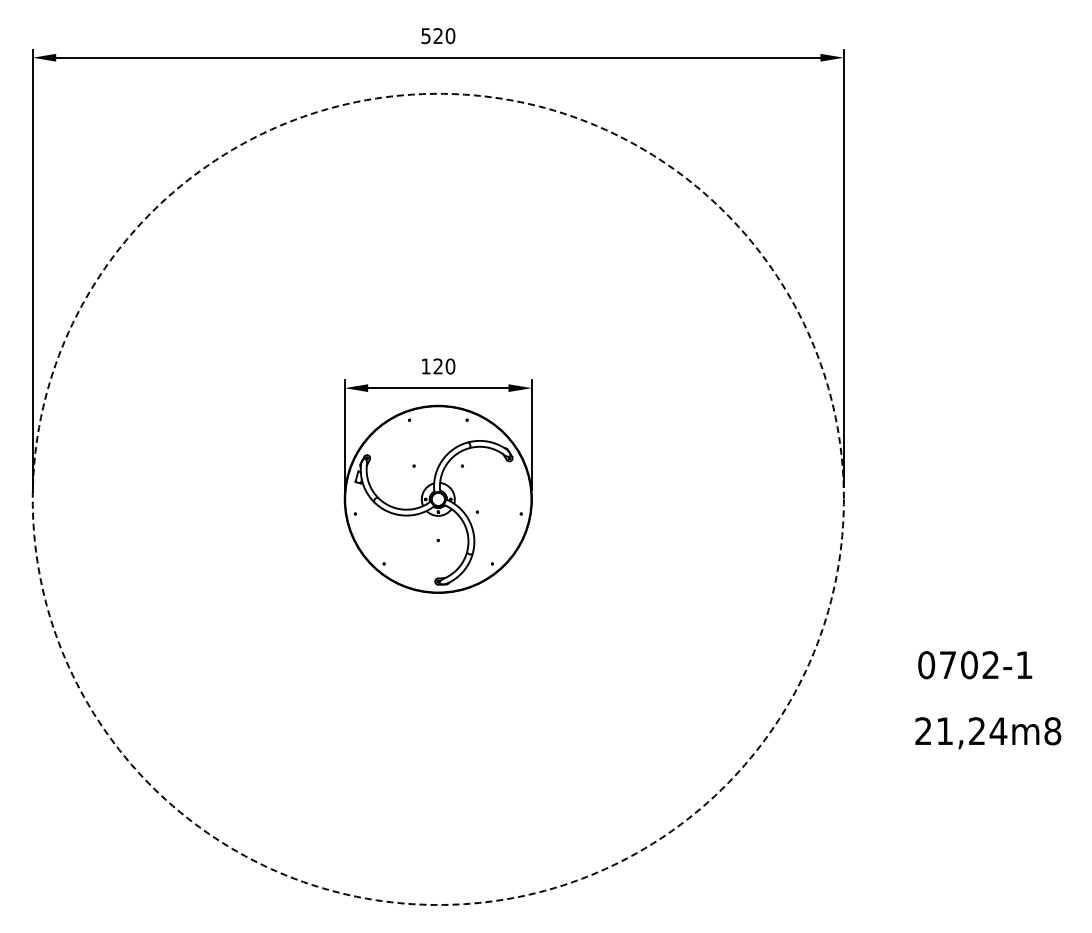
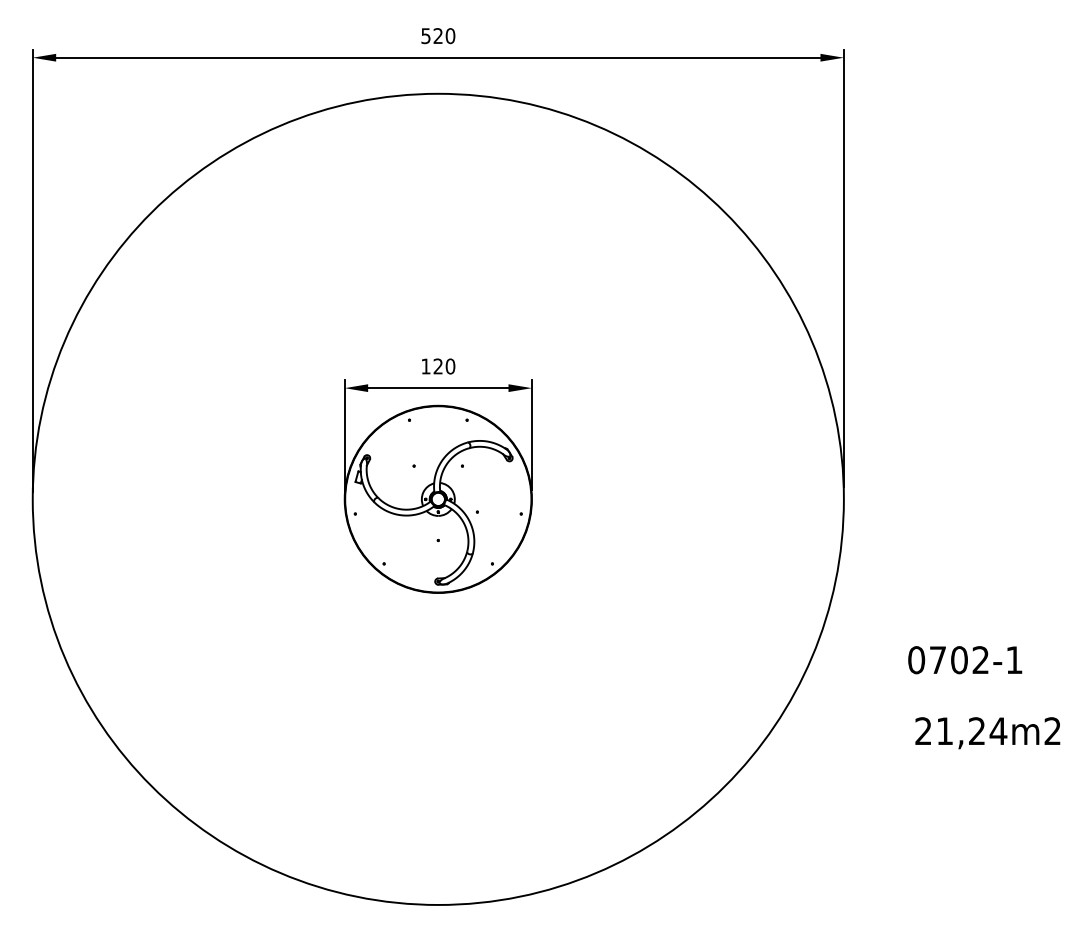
circle: dashed -> solid (437, 498)
text position: (975, 665) -> (965, 660) (965, 660)
text: 21,24m8 -> 21,24m2 (1052, 731)
